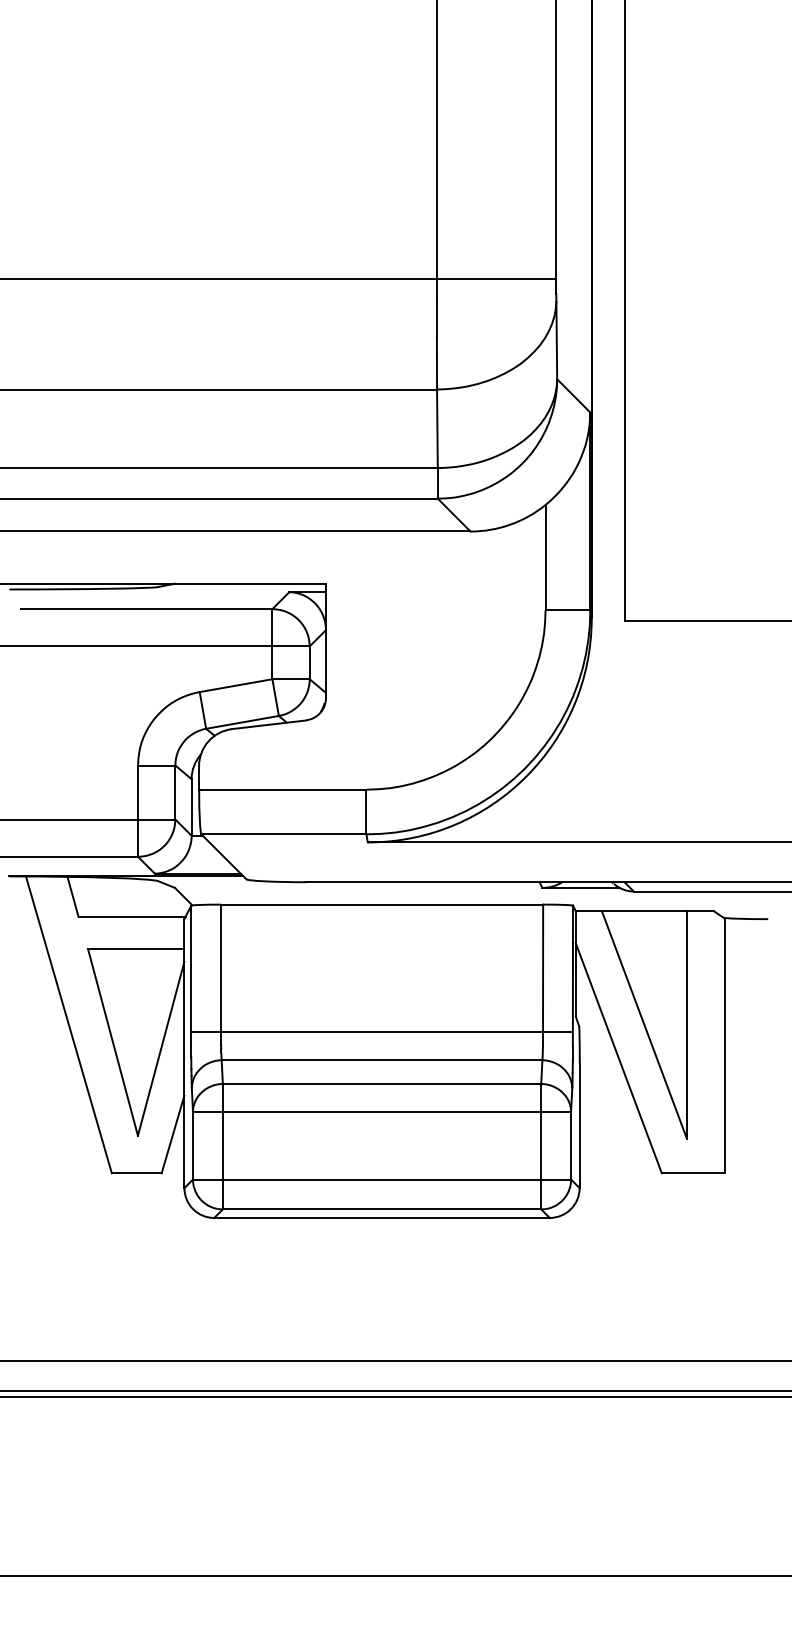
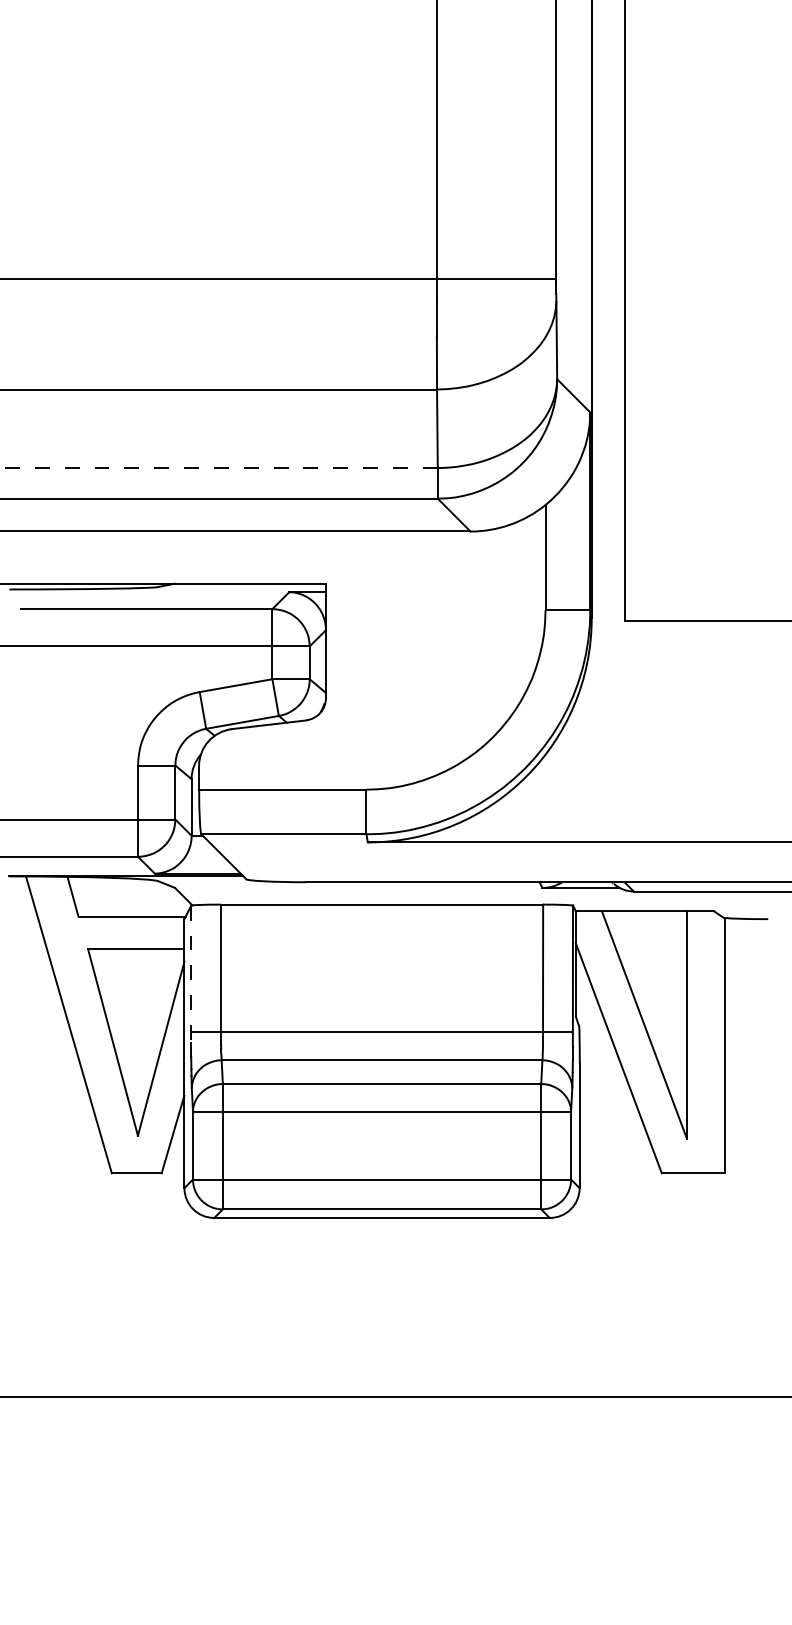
line: solid -> dashed (218, 468)
line: solid -> dashed (191, 974)
line: present -> none (395, 1361)
line: present -> none (395, 1390)
line: present -> none (395, 1576)
